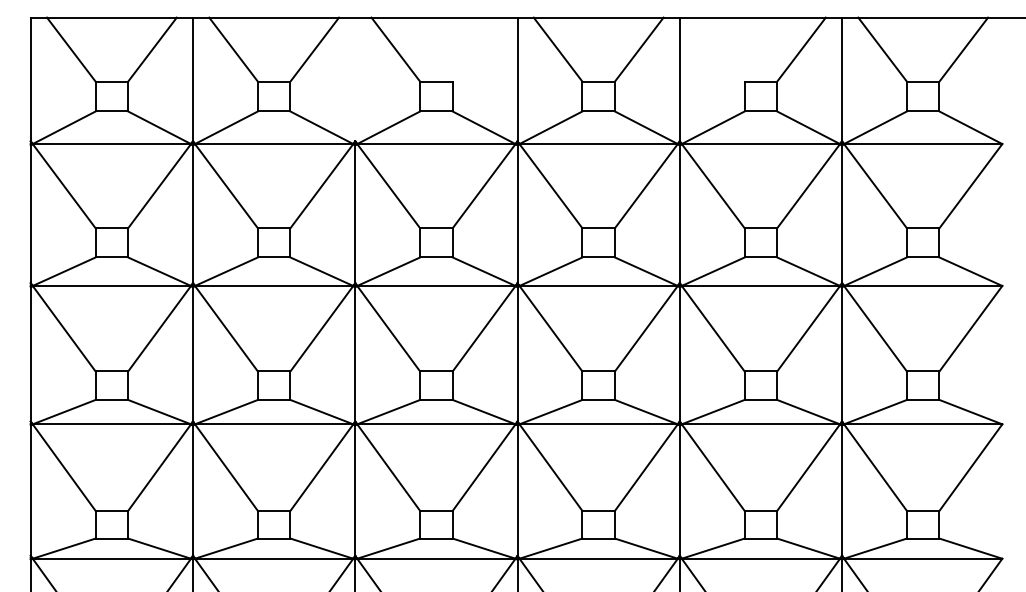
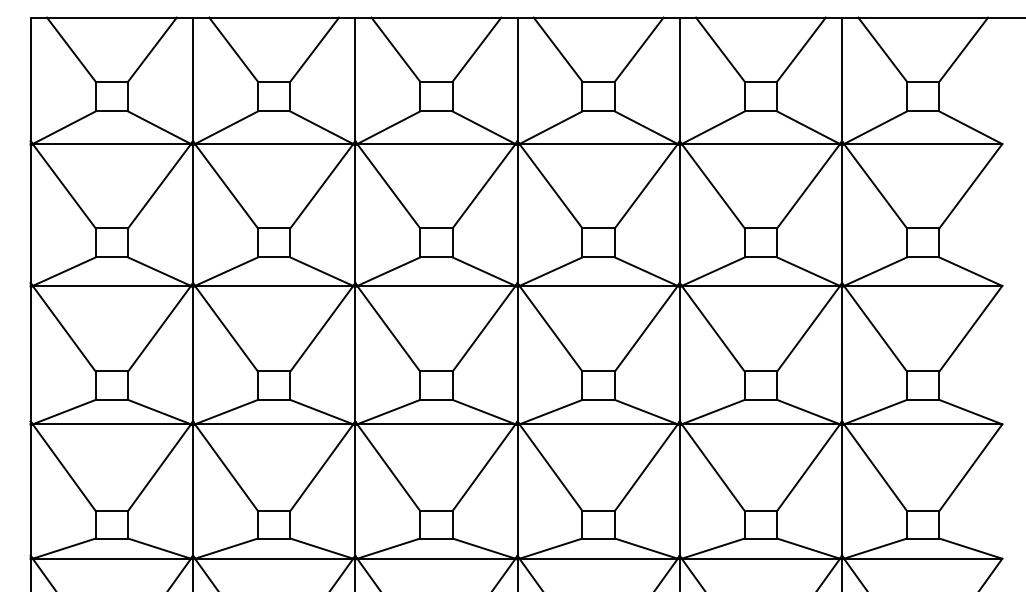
line: none -> present (476, 49)
line: none -> present (720, 49)
line: none -> present (355, 79)
